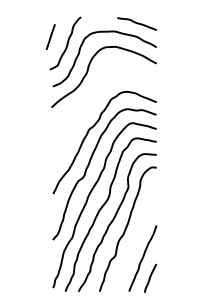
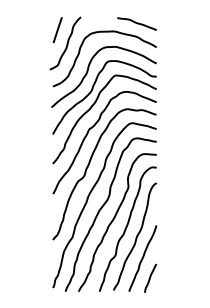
line position: (50, 36) -> (57, 29) (57, 29)
part: none -> present (93, 106)
curve: none -> present (135, 237)
